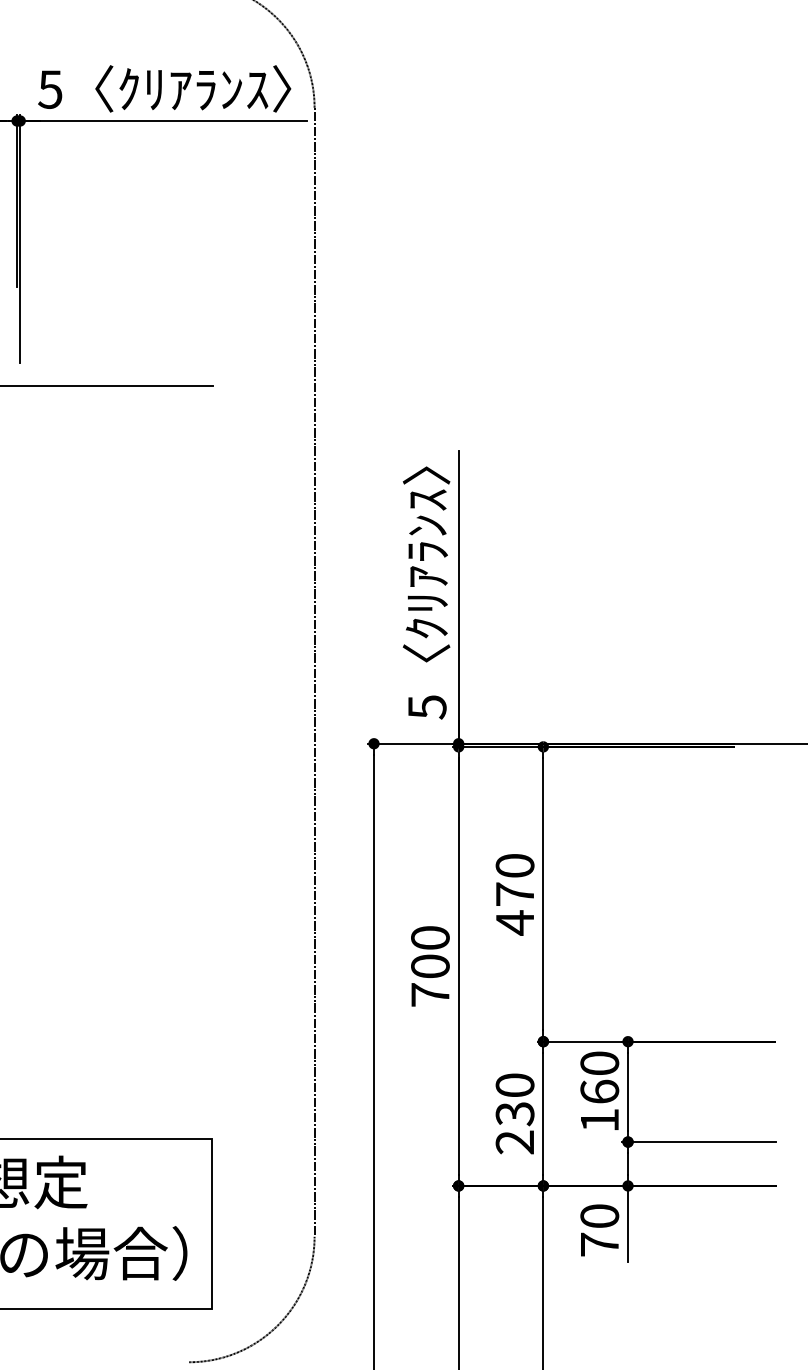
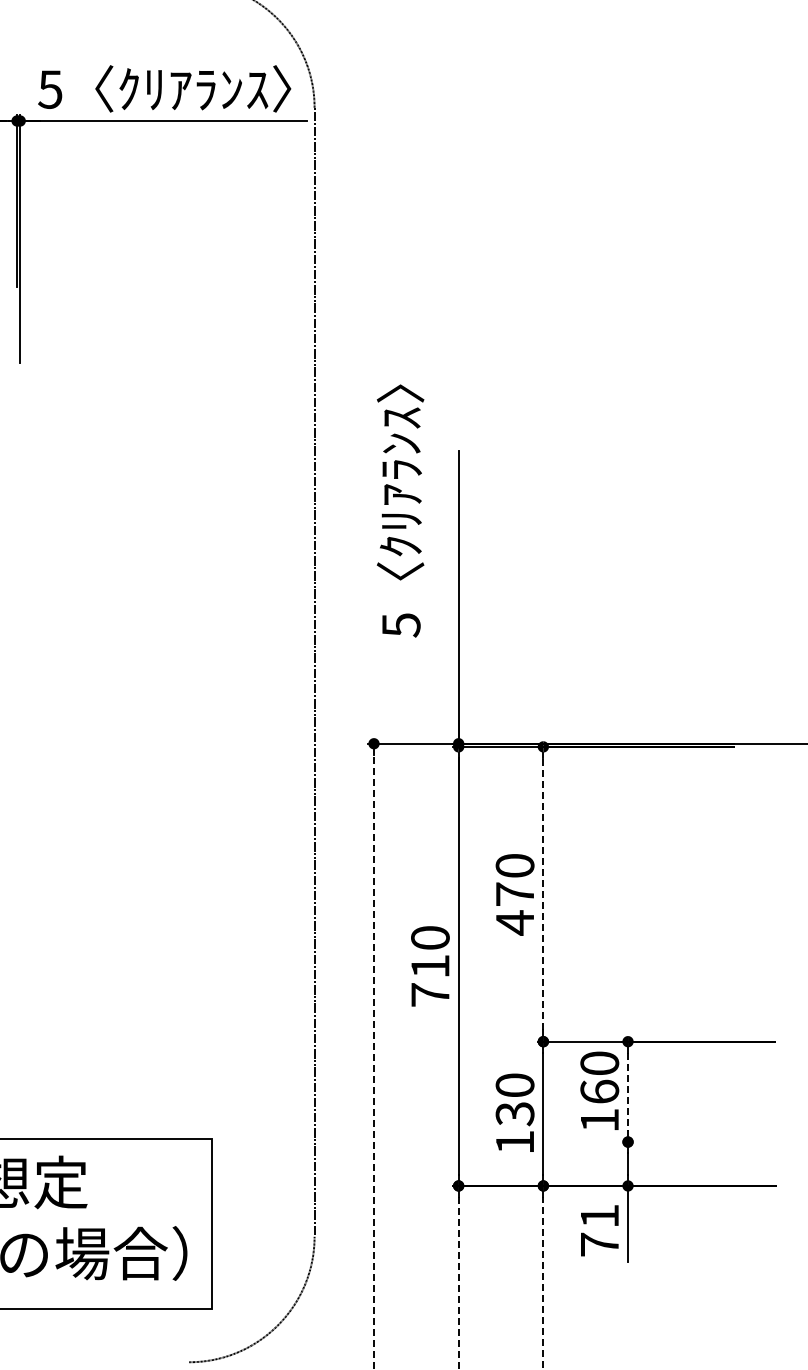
line: present -> none (107, 386)
text position: (426, 592) -> (400, 510) (400, 510)
line: solid -> dashed (543, 893)
text: 700 -> 710 (430, 965)
line: solid -> dashed (374, 1062)
line: solid -> dashed (628, 1091)
text: 230 -> 130 (514, 1142)
line: present -> none (698, 1142)
text: 70 -> 71 (599, 1215)
line: solid -> dashed (458, 1283)
line: solid -> dashed (543, 1283)
